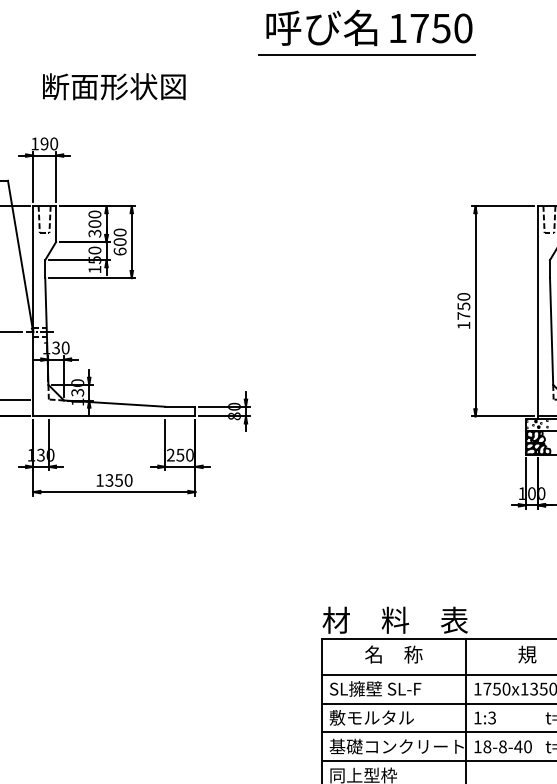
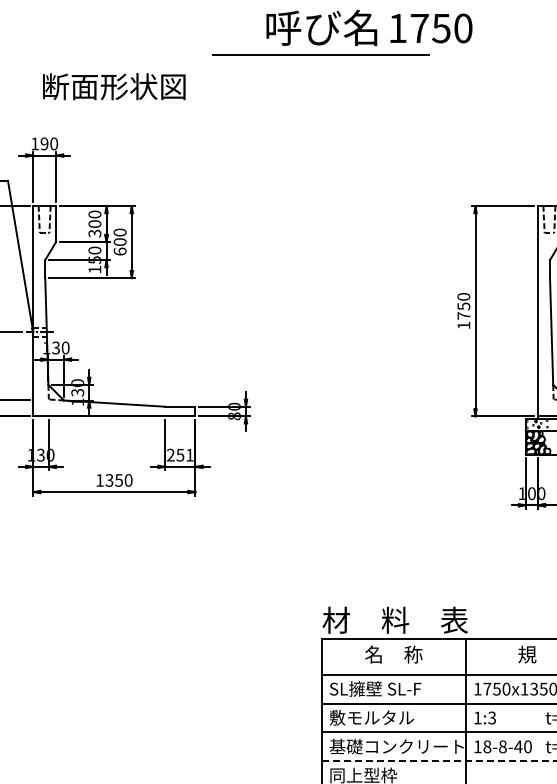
line position: (366, 54) -> (320, 54) (320, 54)
text: 250 -> 251 (189, 454)
line: solid -> dashed (439, 761)
